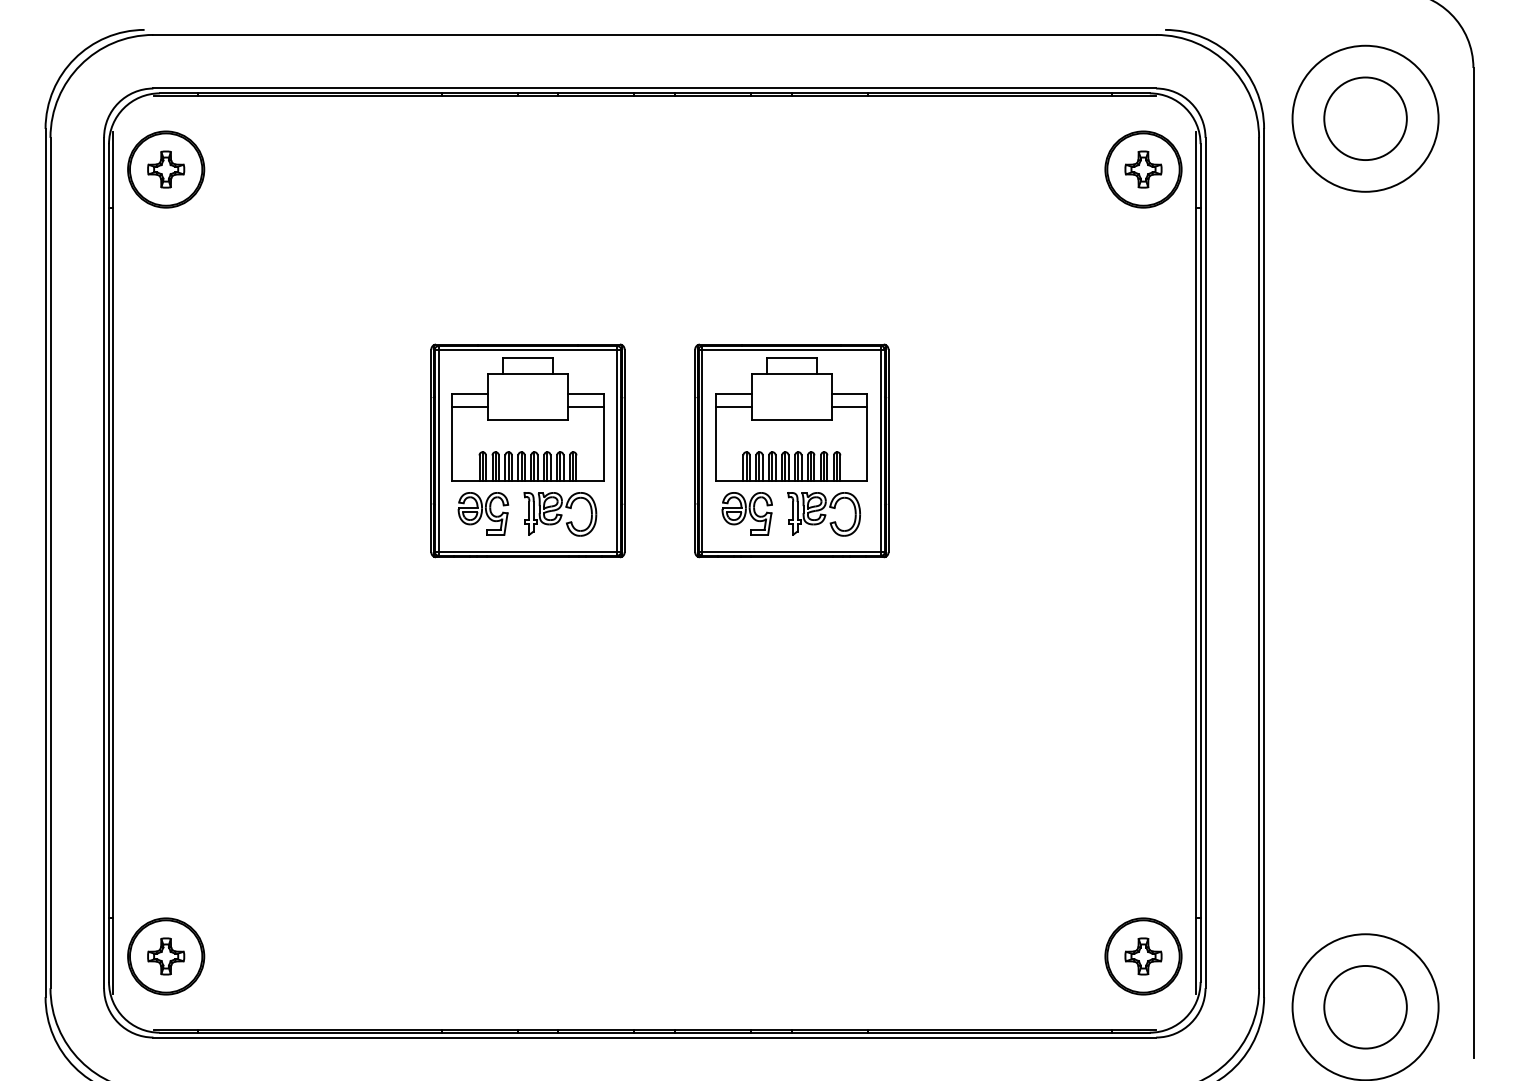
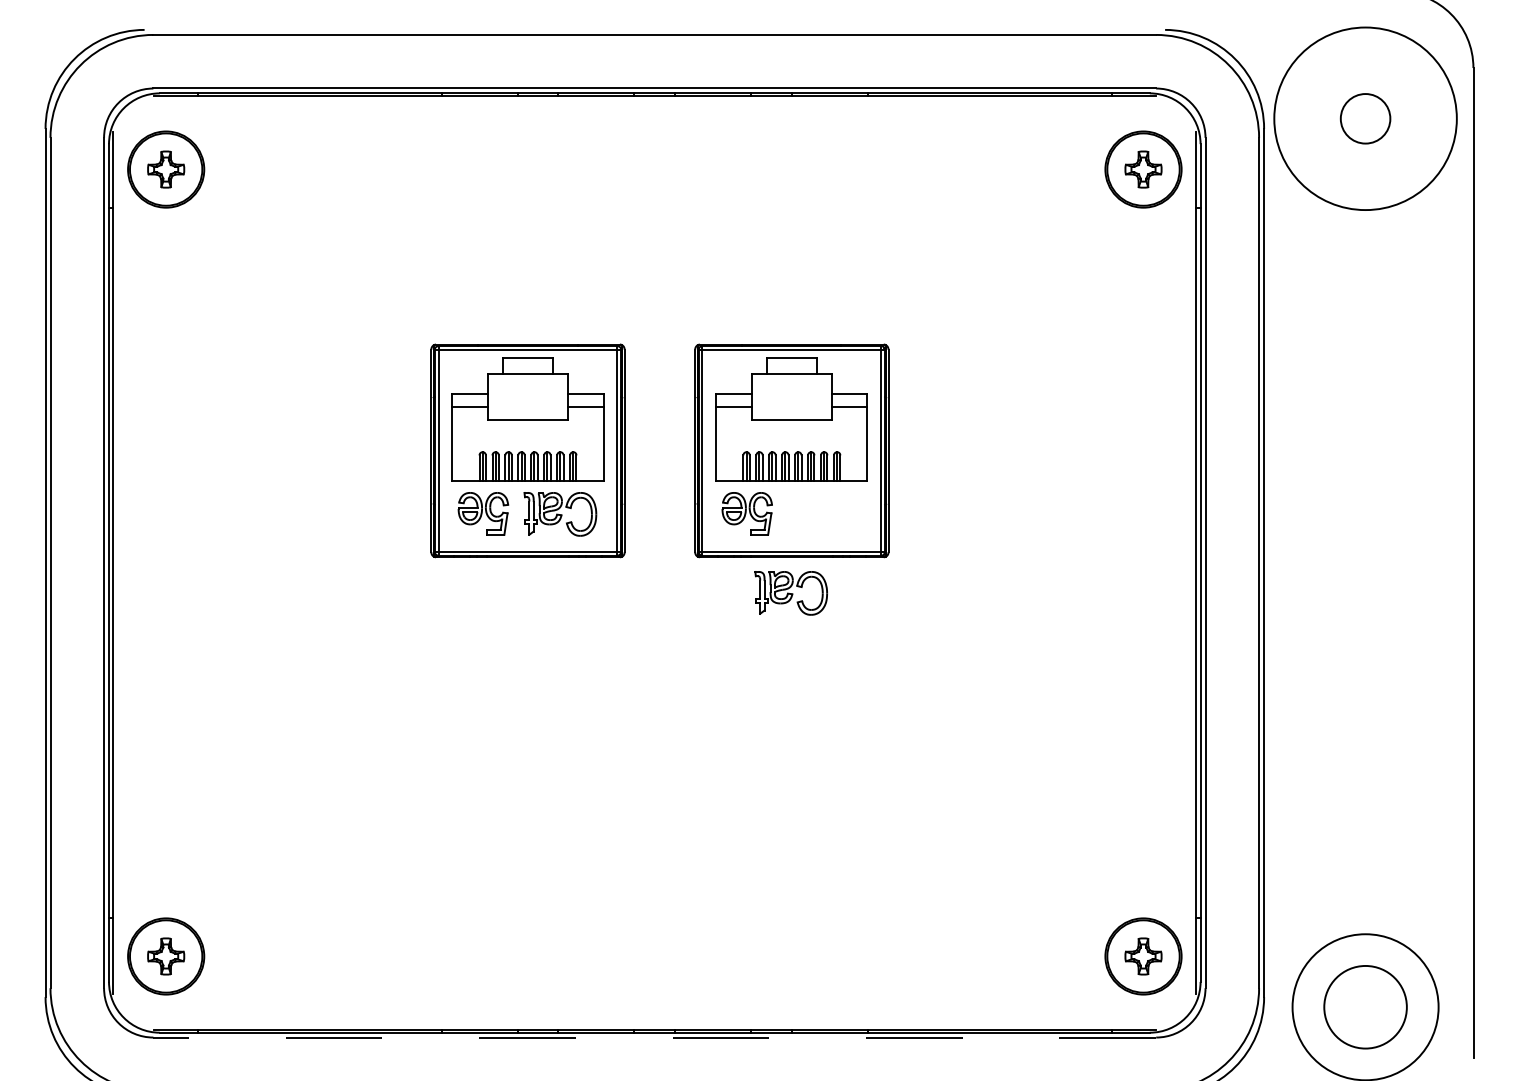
circle diameter: 146 px -> 183 px (1365, 118)
circle diameter: 83 px -> 50 px (1365, 118)
part position: (823, 514) -> (790, 593) (790, 593)
line: solid -> dashed (654, 1037)
